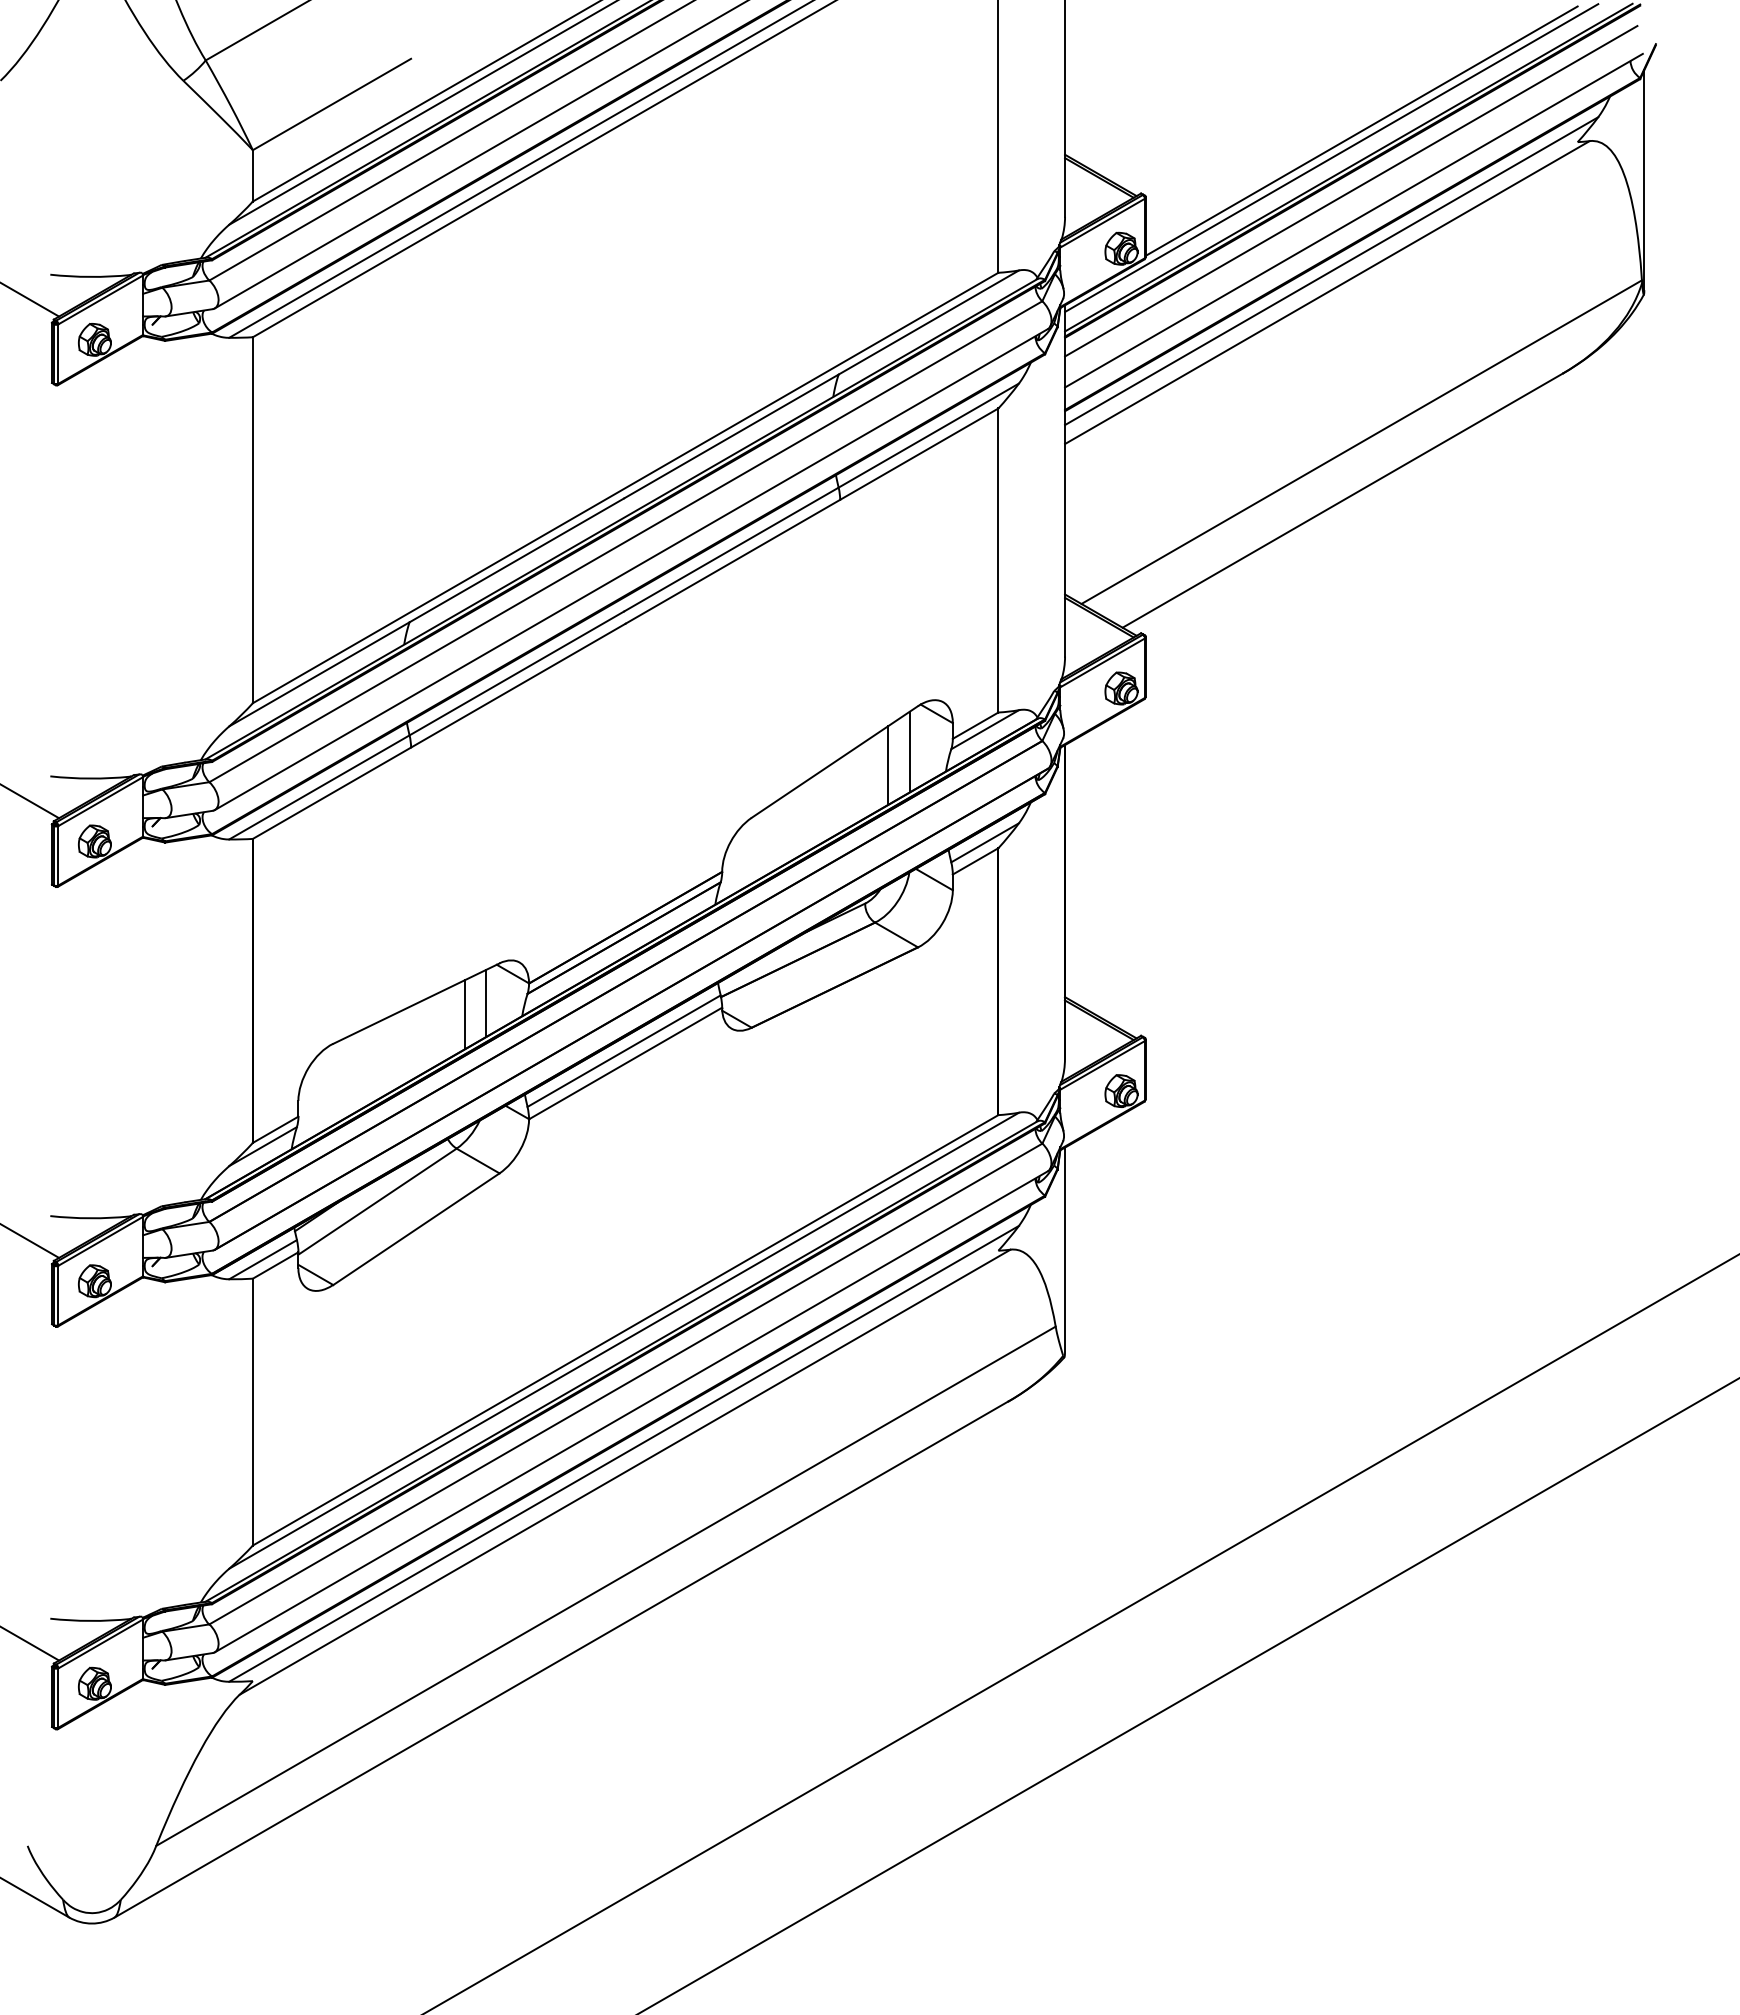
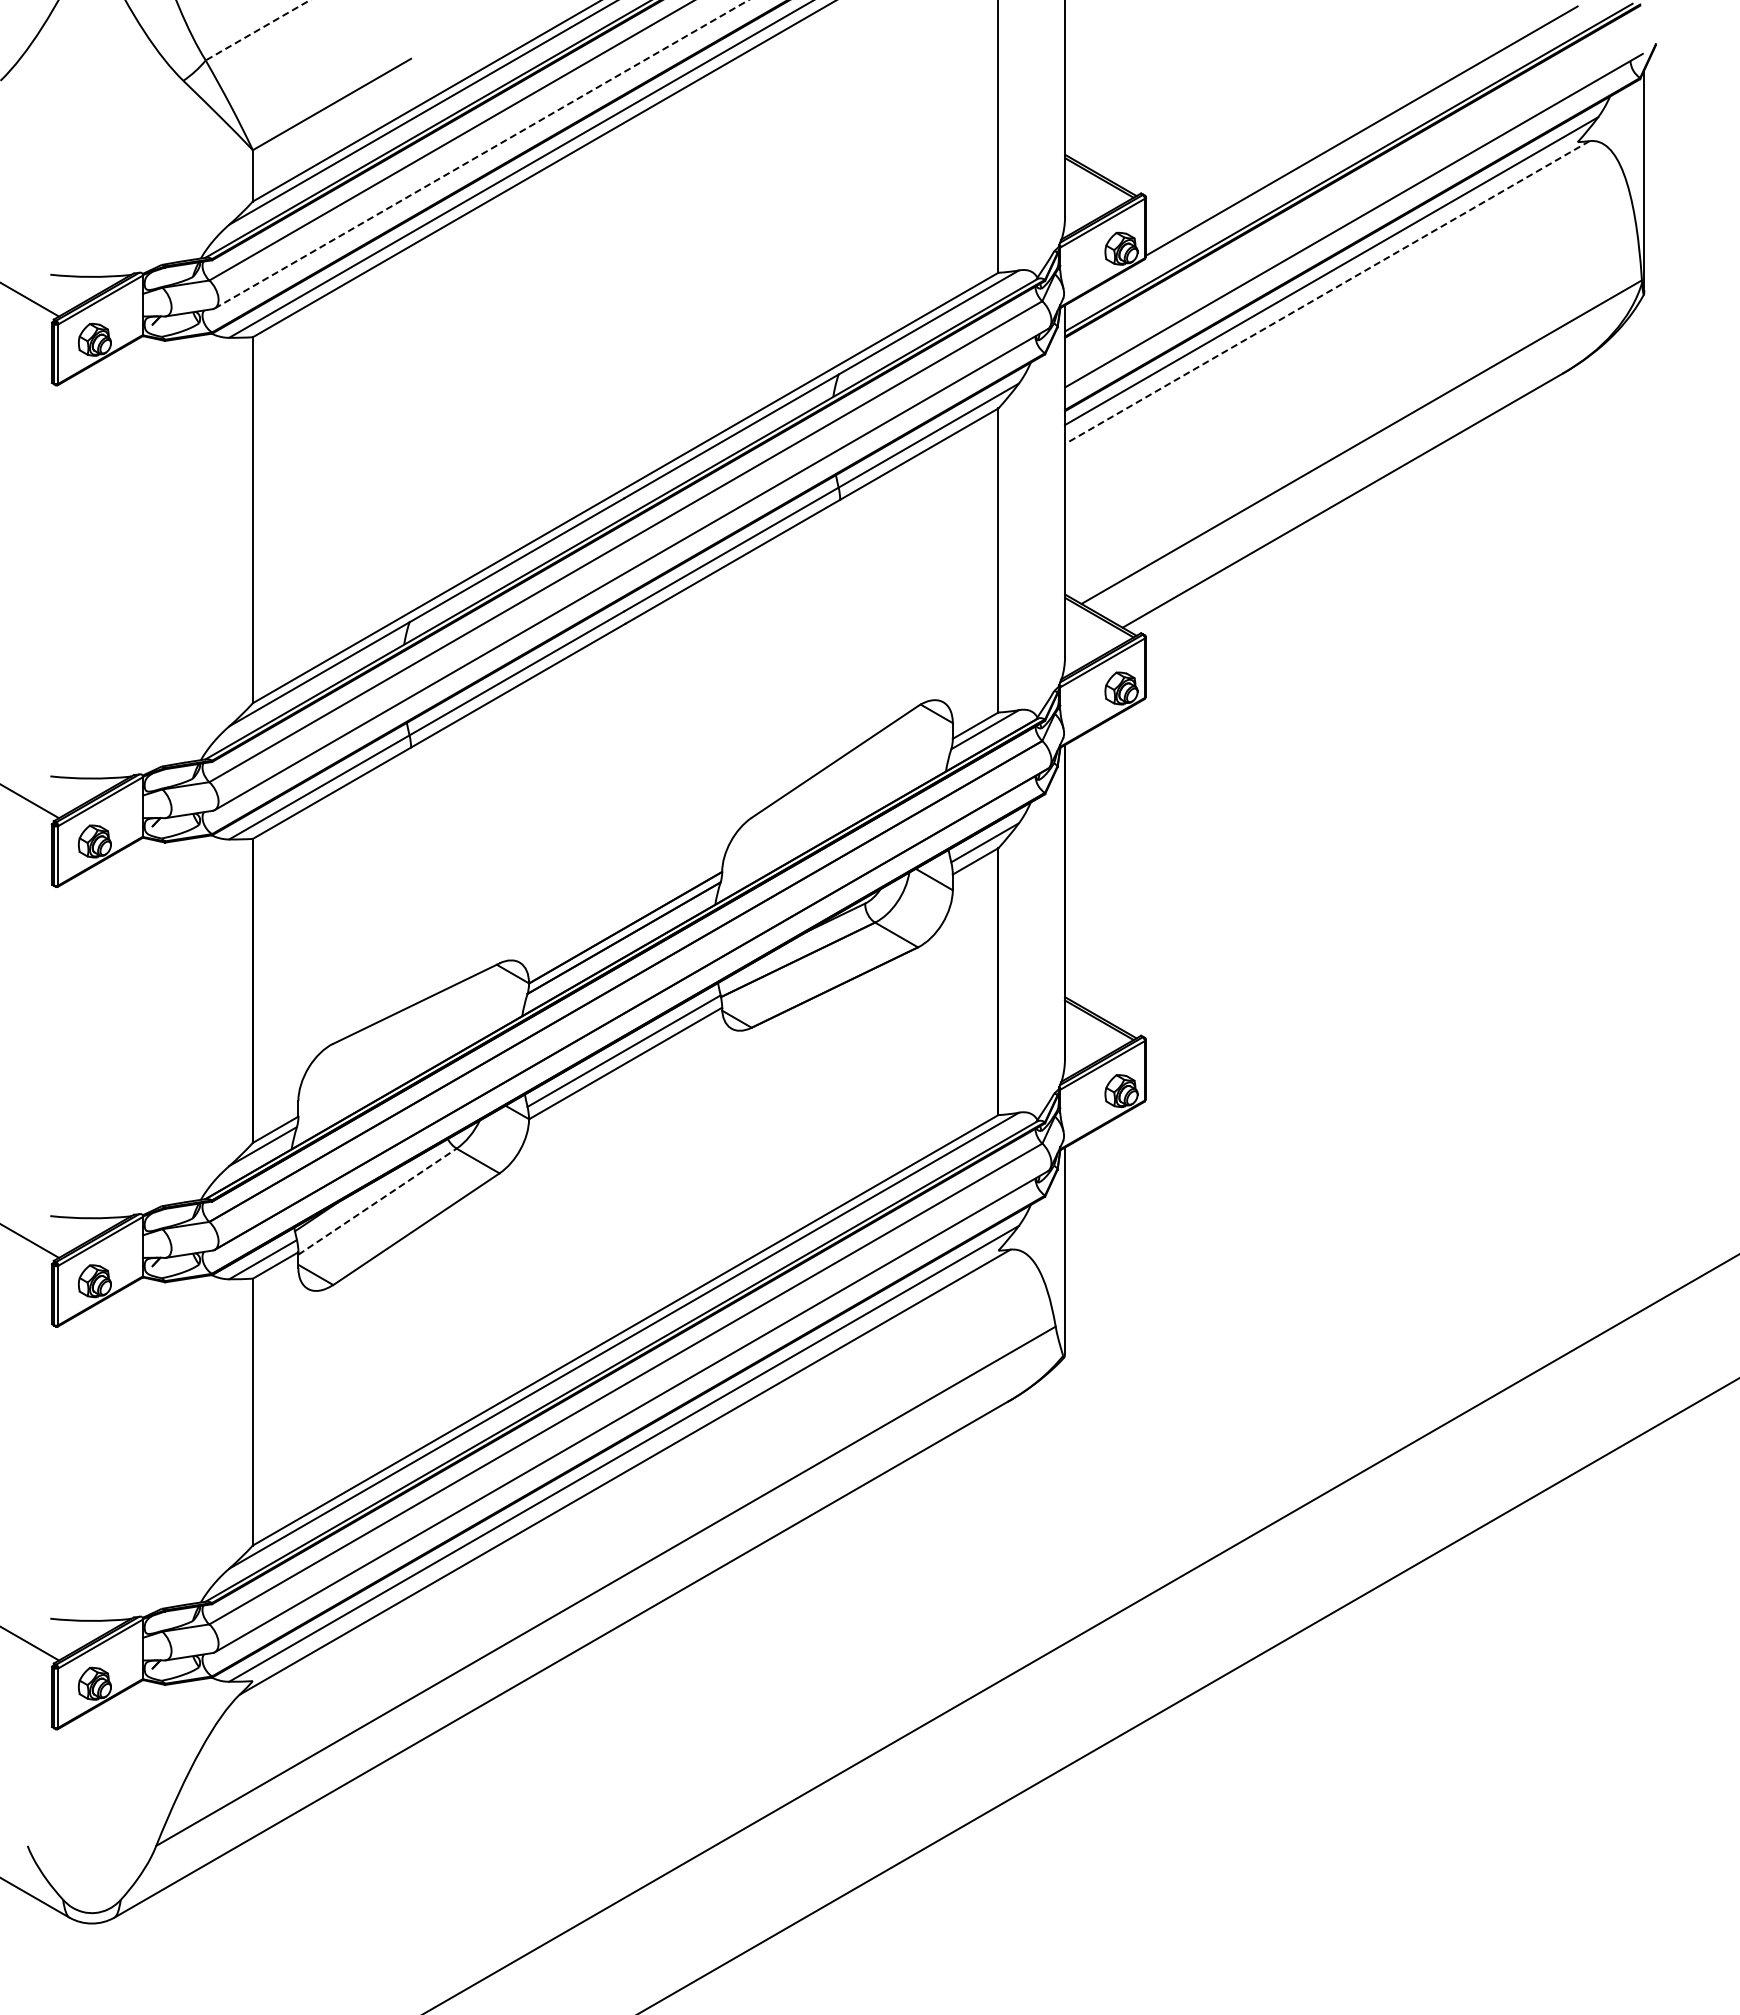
line: solid -> dashed (257, 30)
line: solid -> dashed (481, 154)
line: present -> none (1331, 157)
line: present -> none (1351, 191)
line: solid -> dashed (1327, 292)
line: present -> none (909, 751)
line: present -> none (888, 765)
line: present -> none (486, 1003)
line: present -> none (464, 1014)
line: solid -> dashed (377, 1201)
